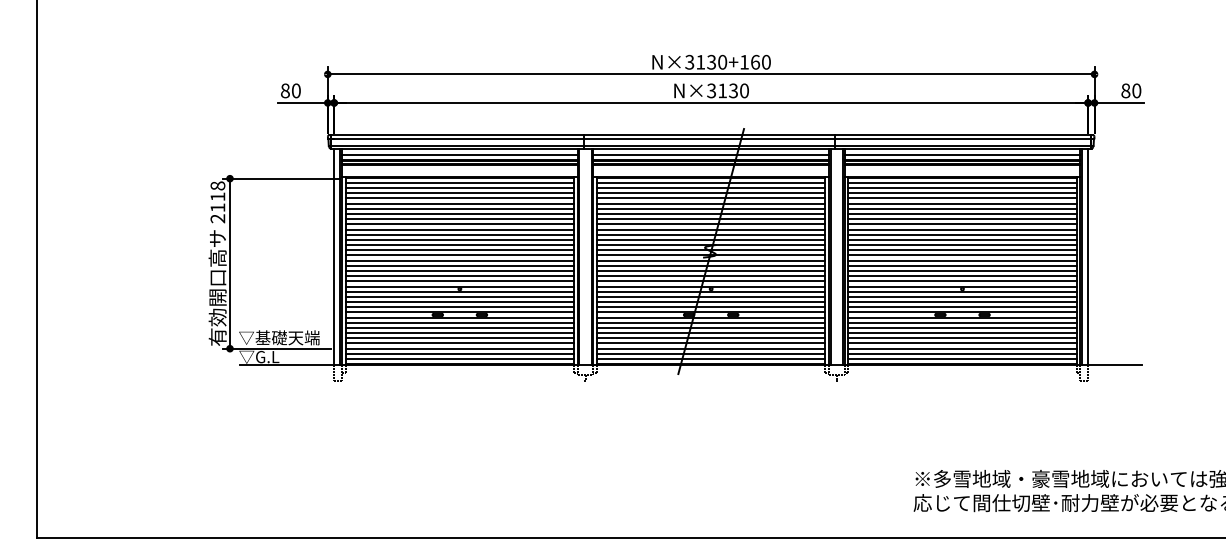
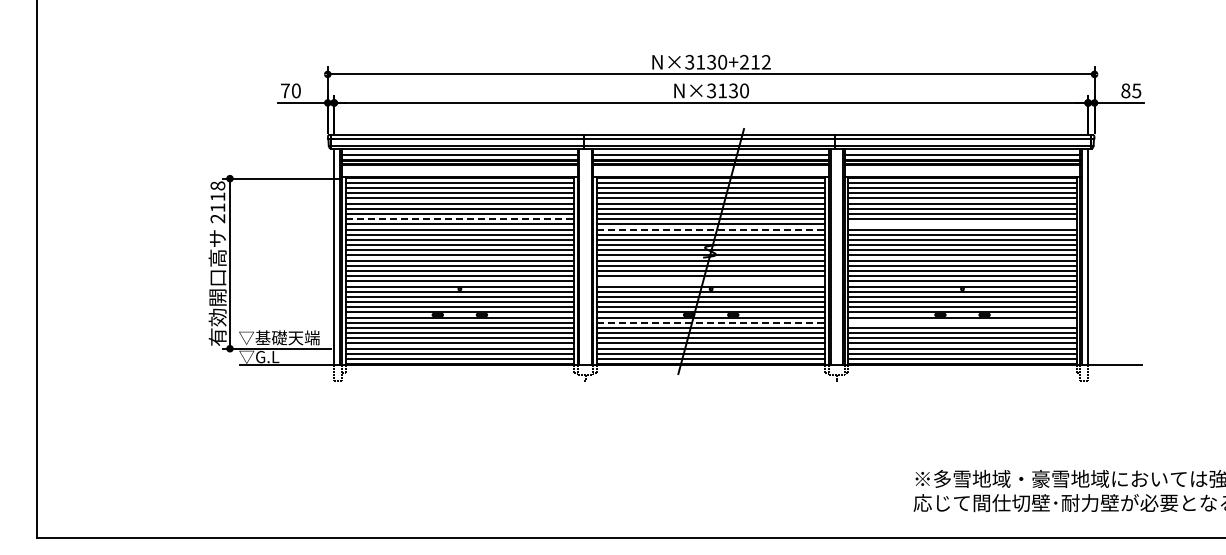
text: N×3130+160 -> N×3130+212 (755, 61)
text: 80 -> 70 (285, 90)
text: 80 -> 85 (1136, 90)
line: solid -> dashed (460, 219)
line: present -> none (962, 224)
line: solid -> dashed (711, 229)
line: present -> none (711, 281)
line: solid -> dashed (711, 322)
line: present -> none (962, 322)
